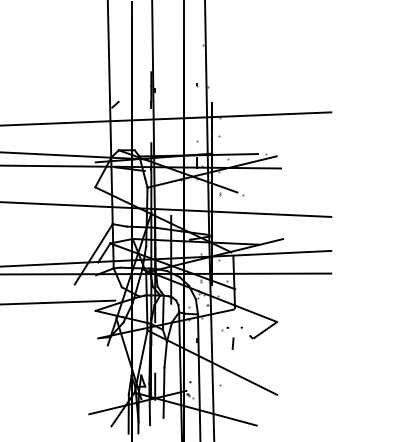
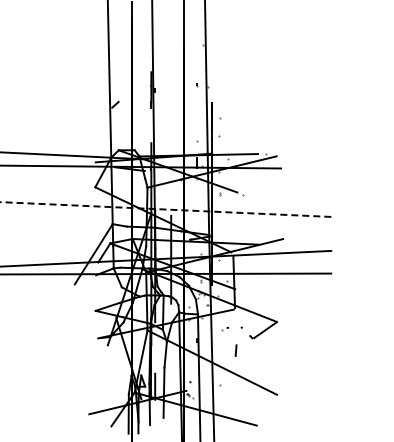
line: present -> none (166, 118)
line: solid -> dashed (165, 209)
line: present -> none (58, 302)
line position: (232, 343) -> (235, 350) (235, 350)
